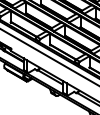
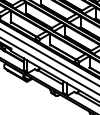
line: none -> present (49, 65)
